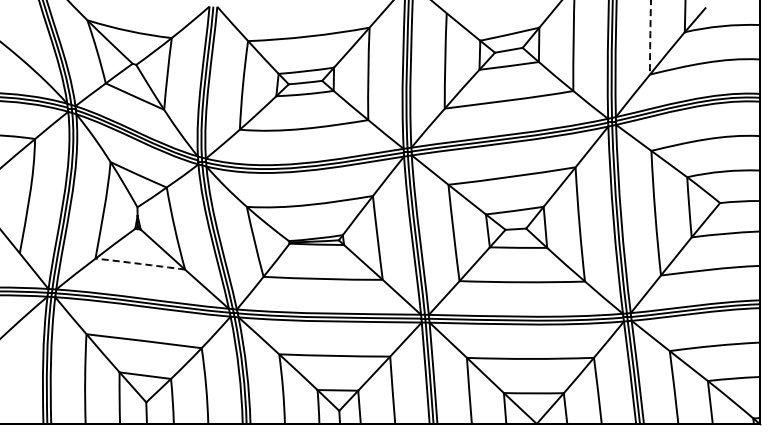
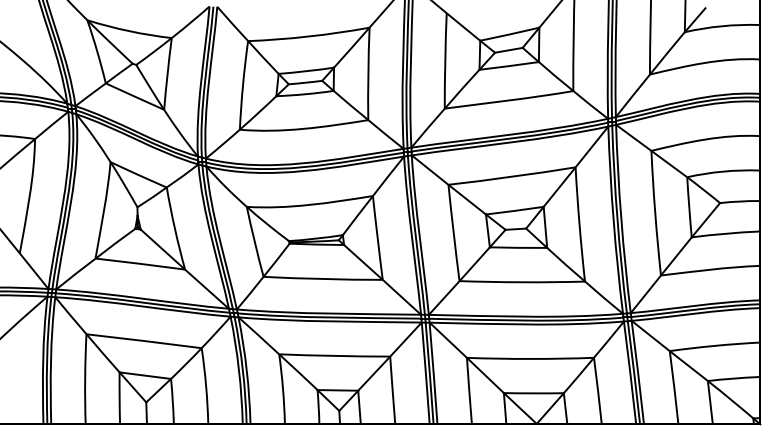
arc: dashed -> solid (650, 37)
arc: dashed -> solid (140, 263)
